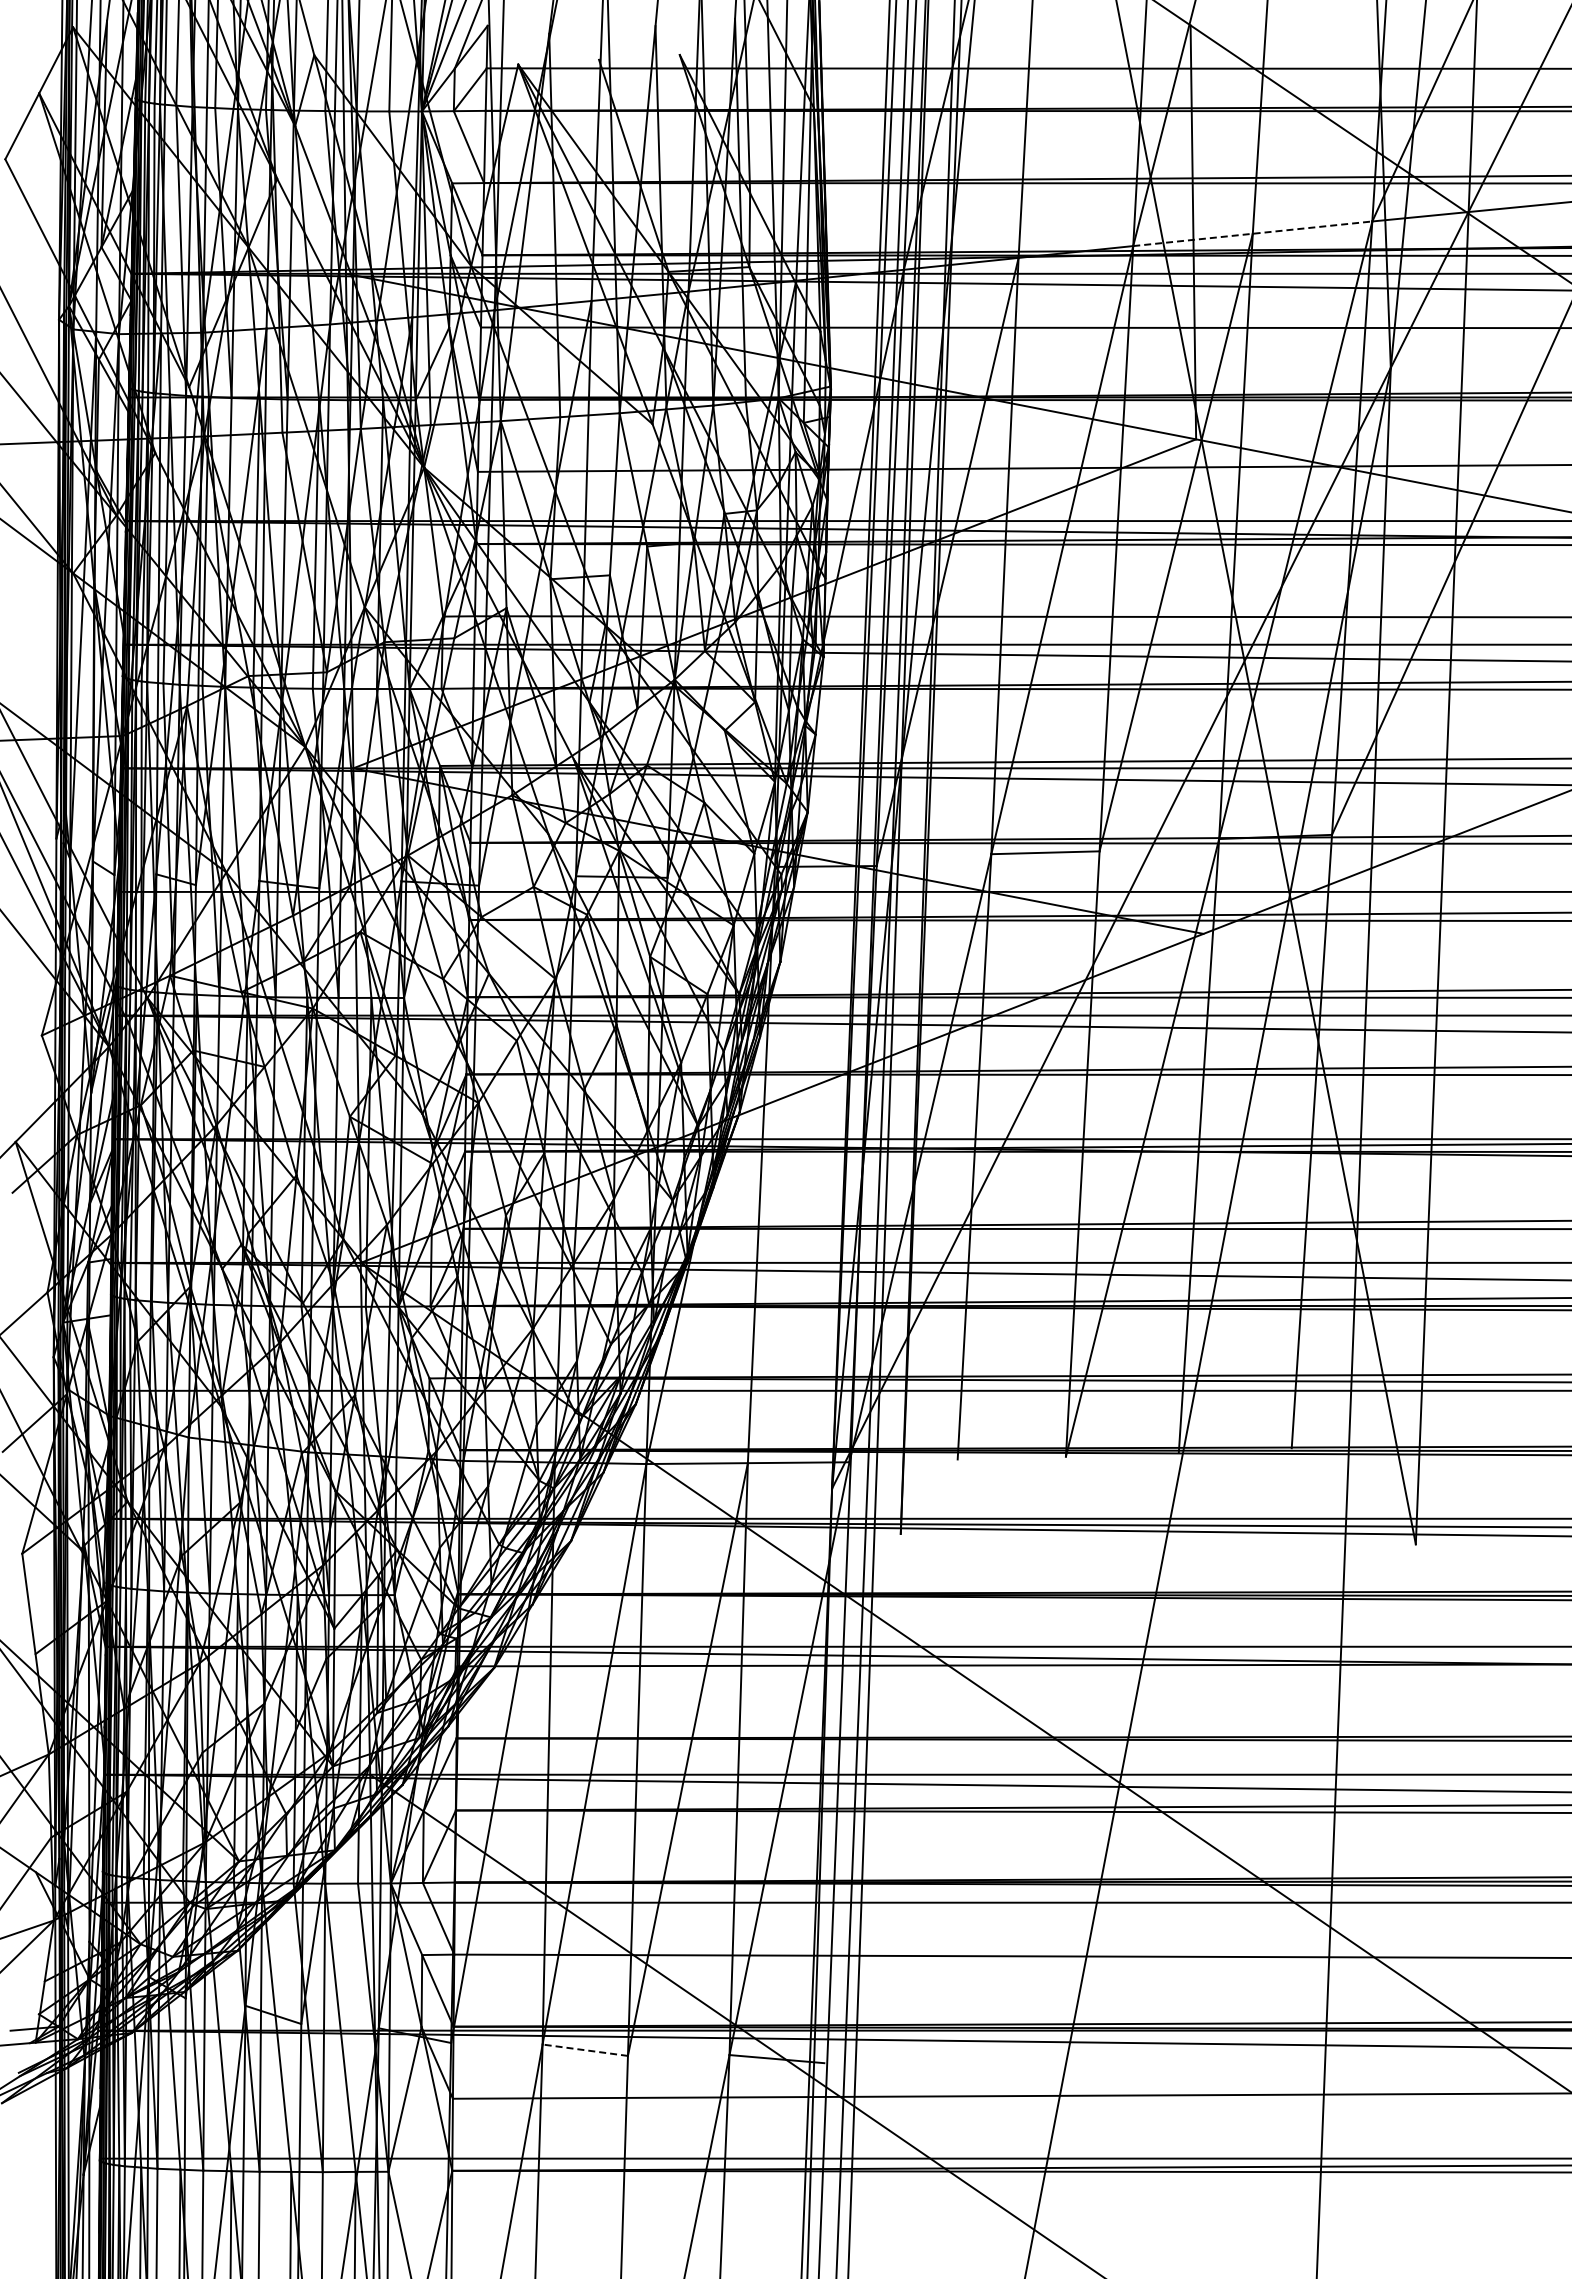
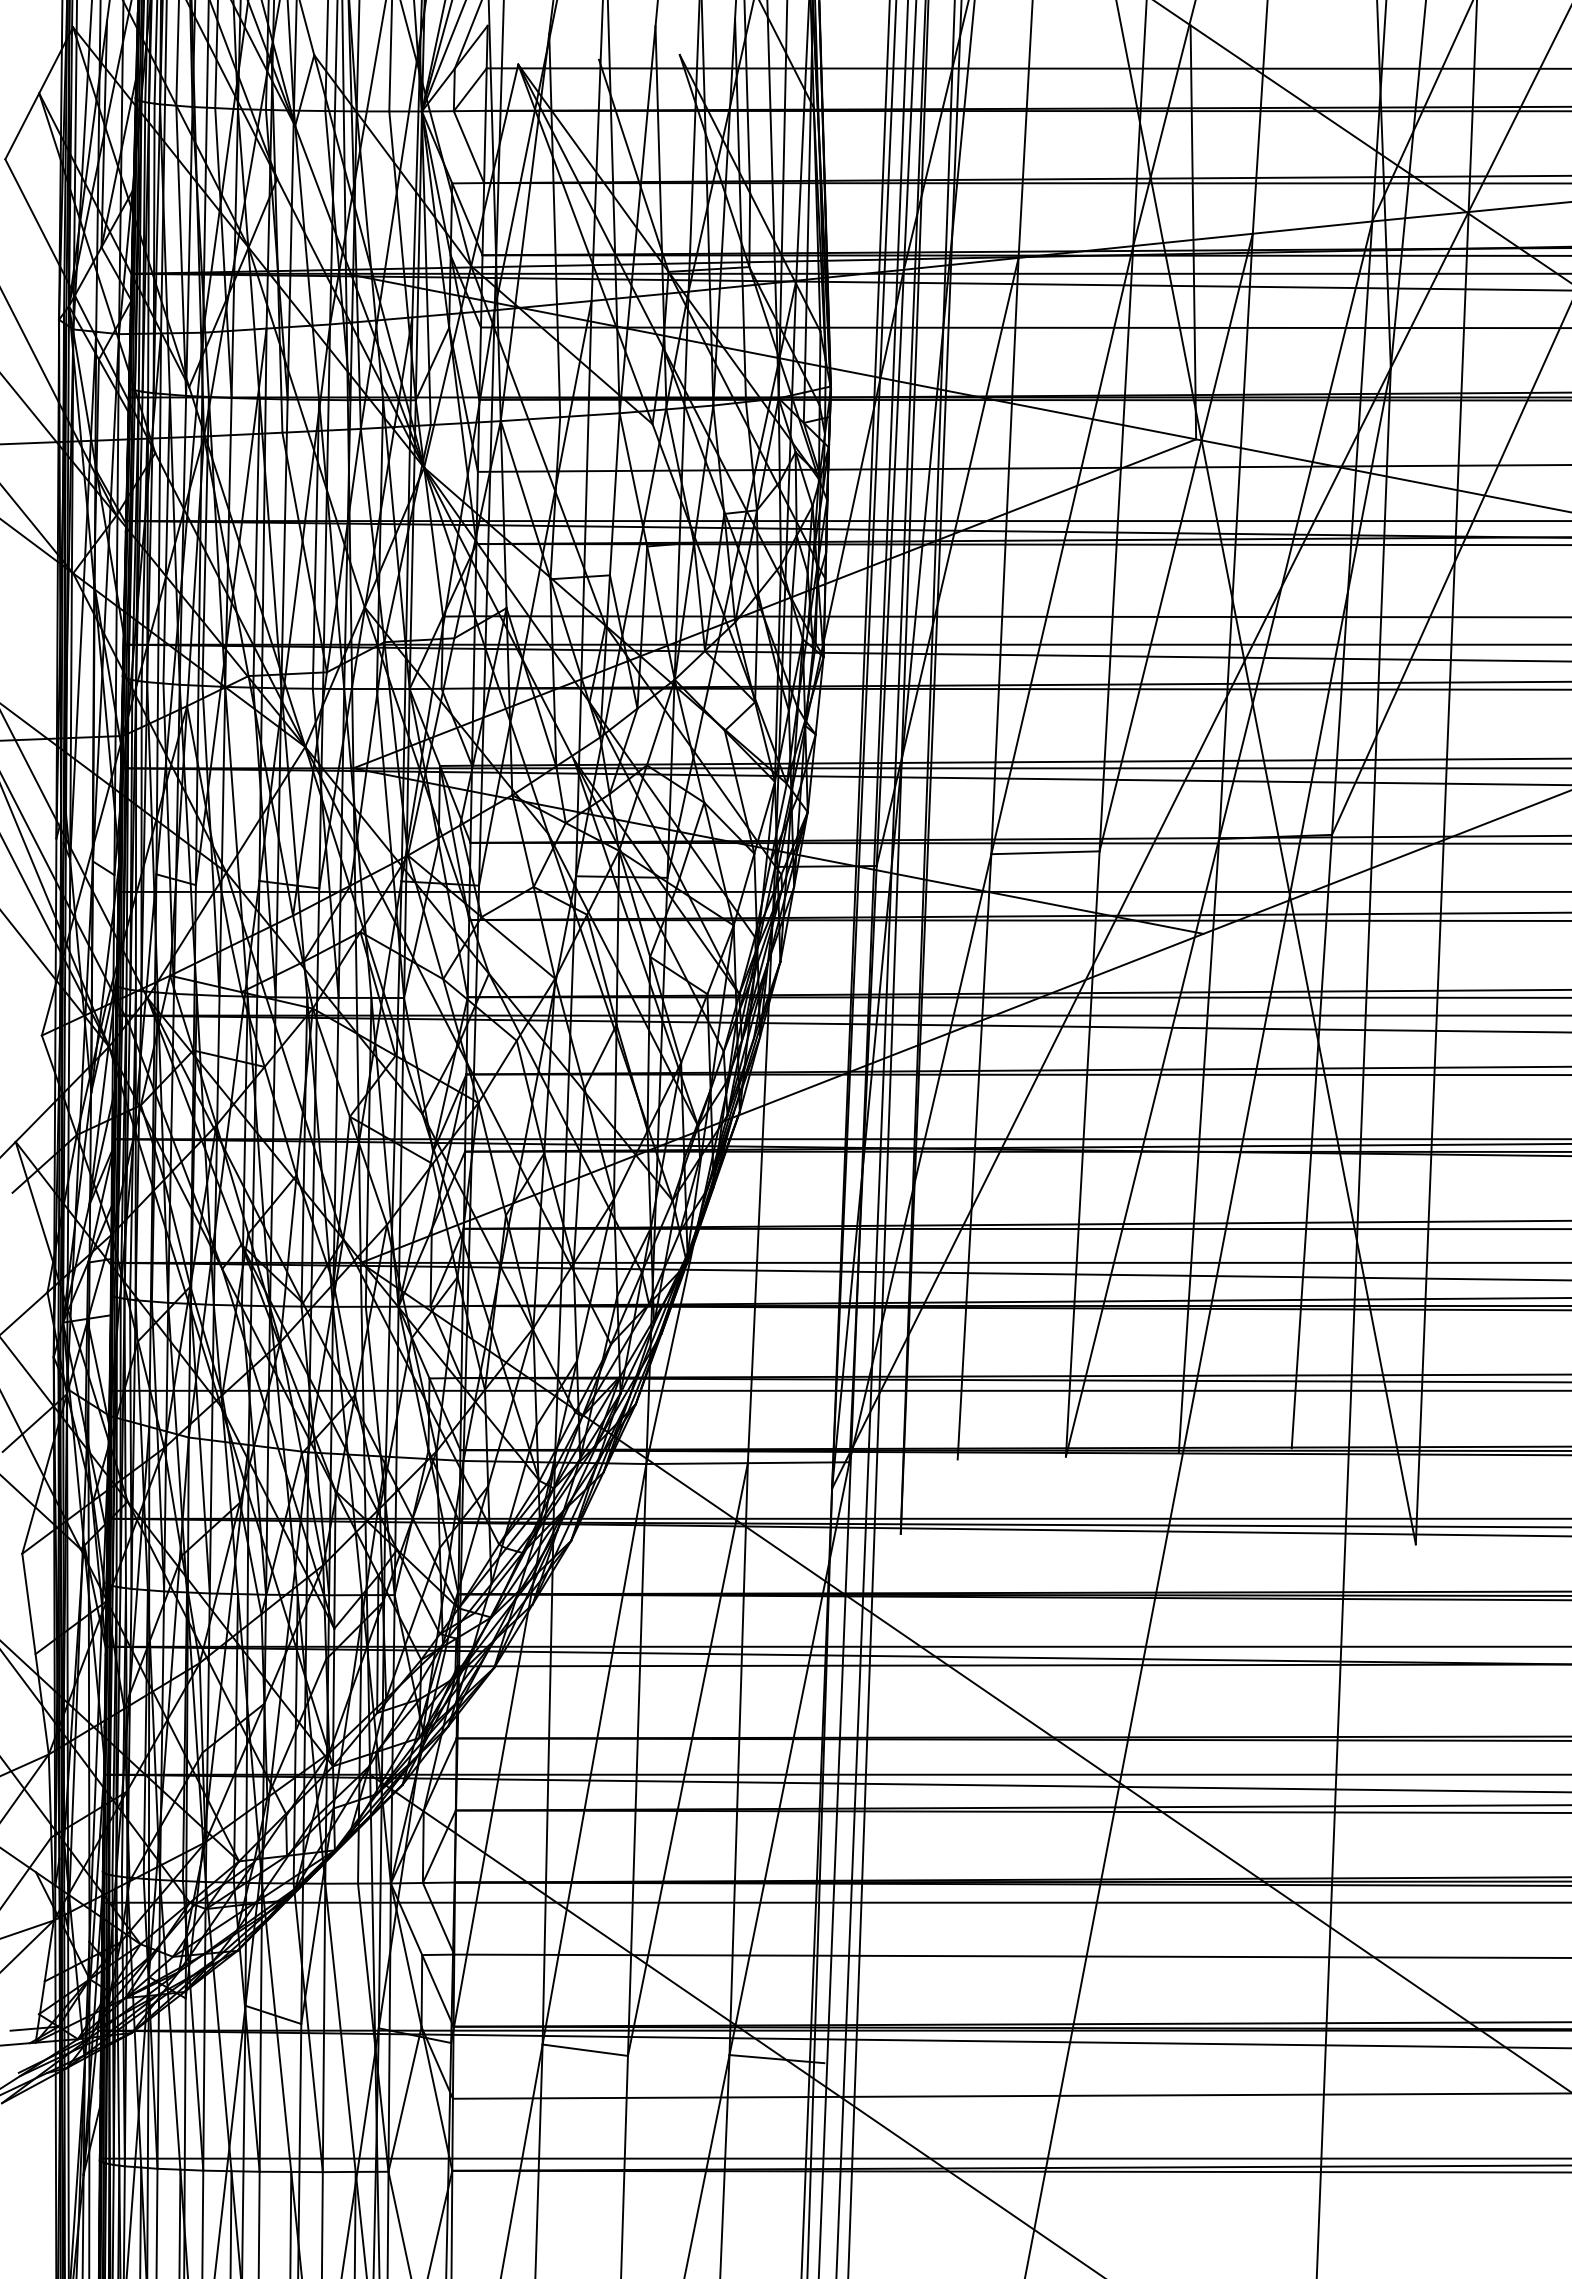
line: dashed -> solid (1253, 233)
line: dashed -> solid (584, 2050)
